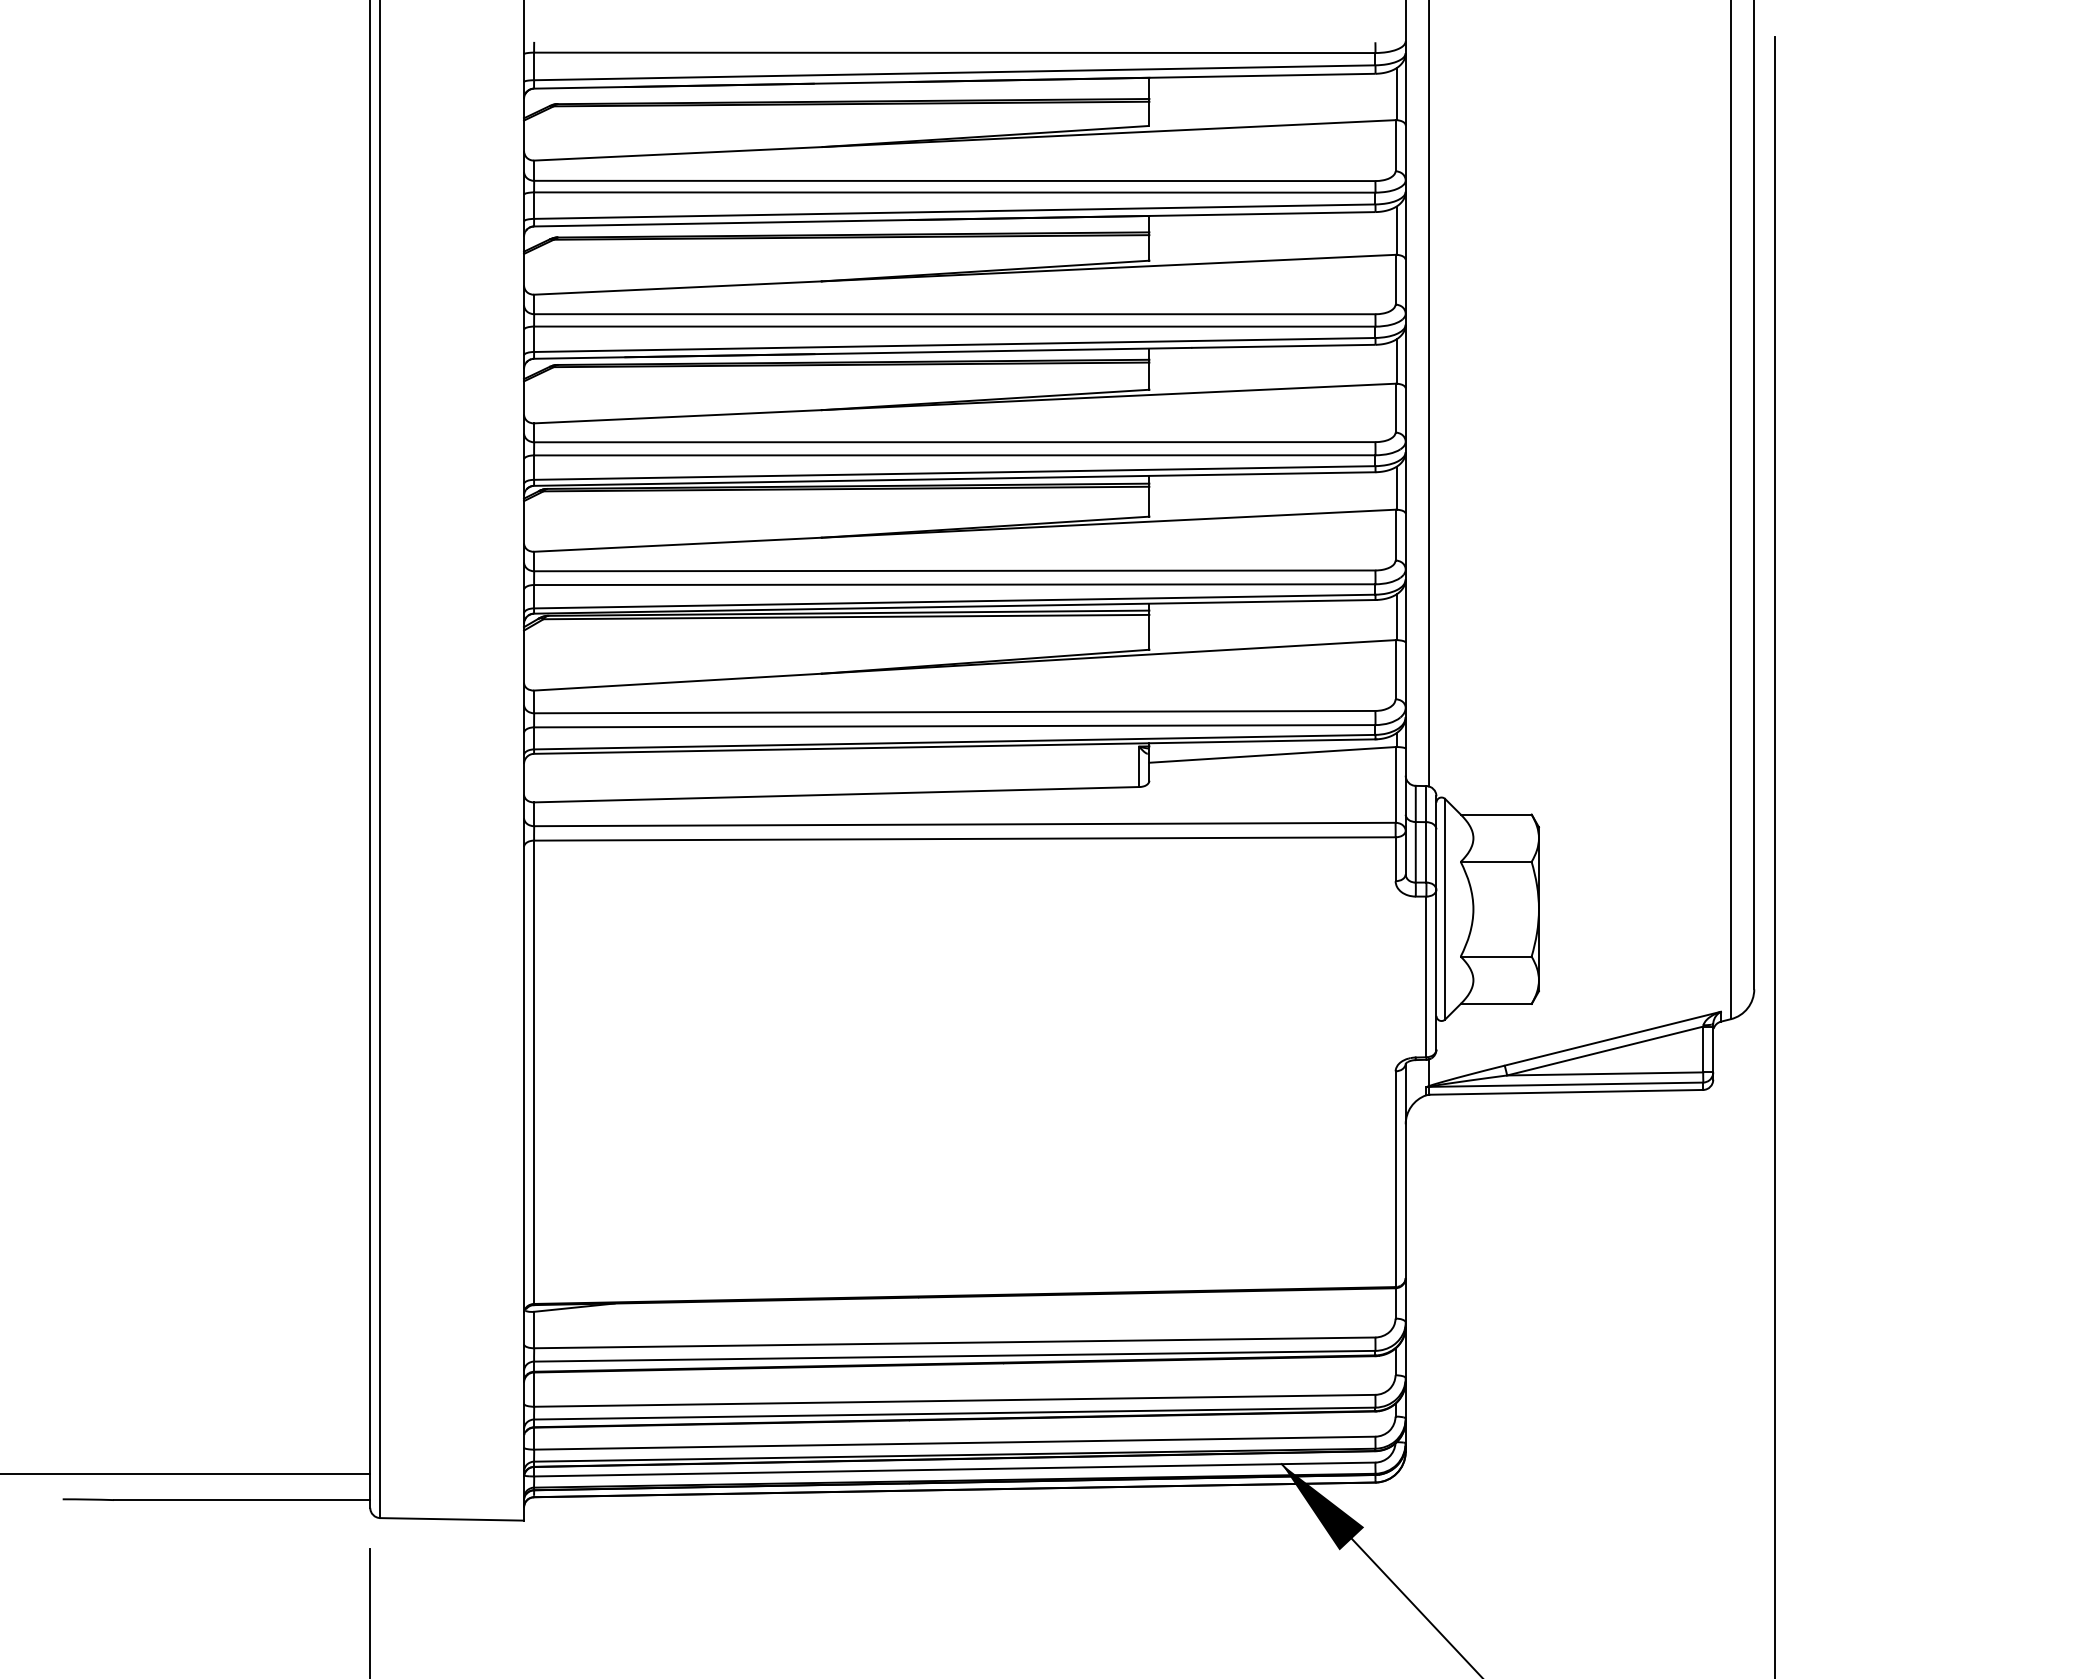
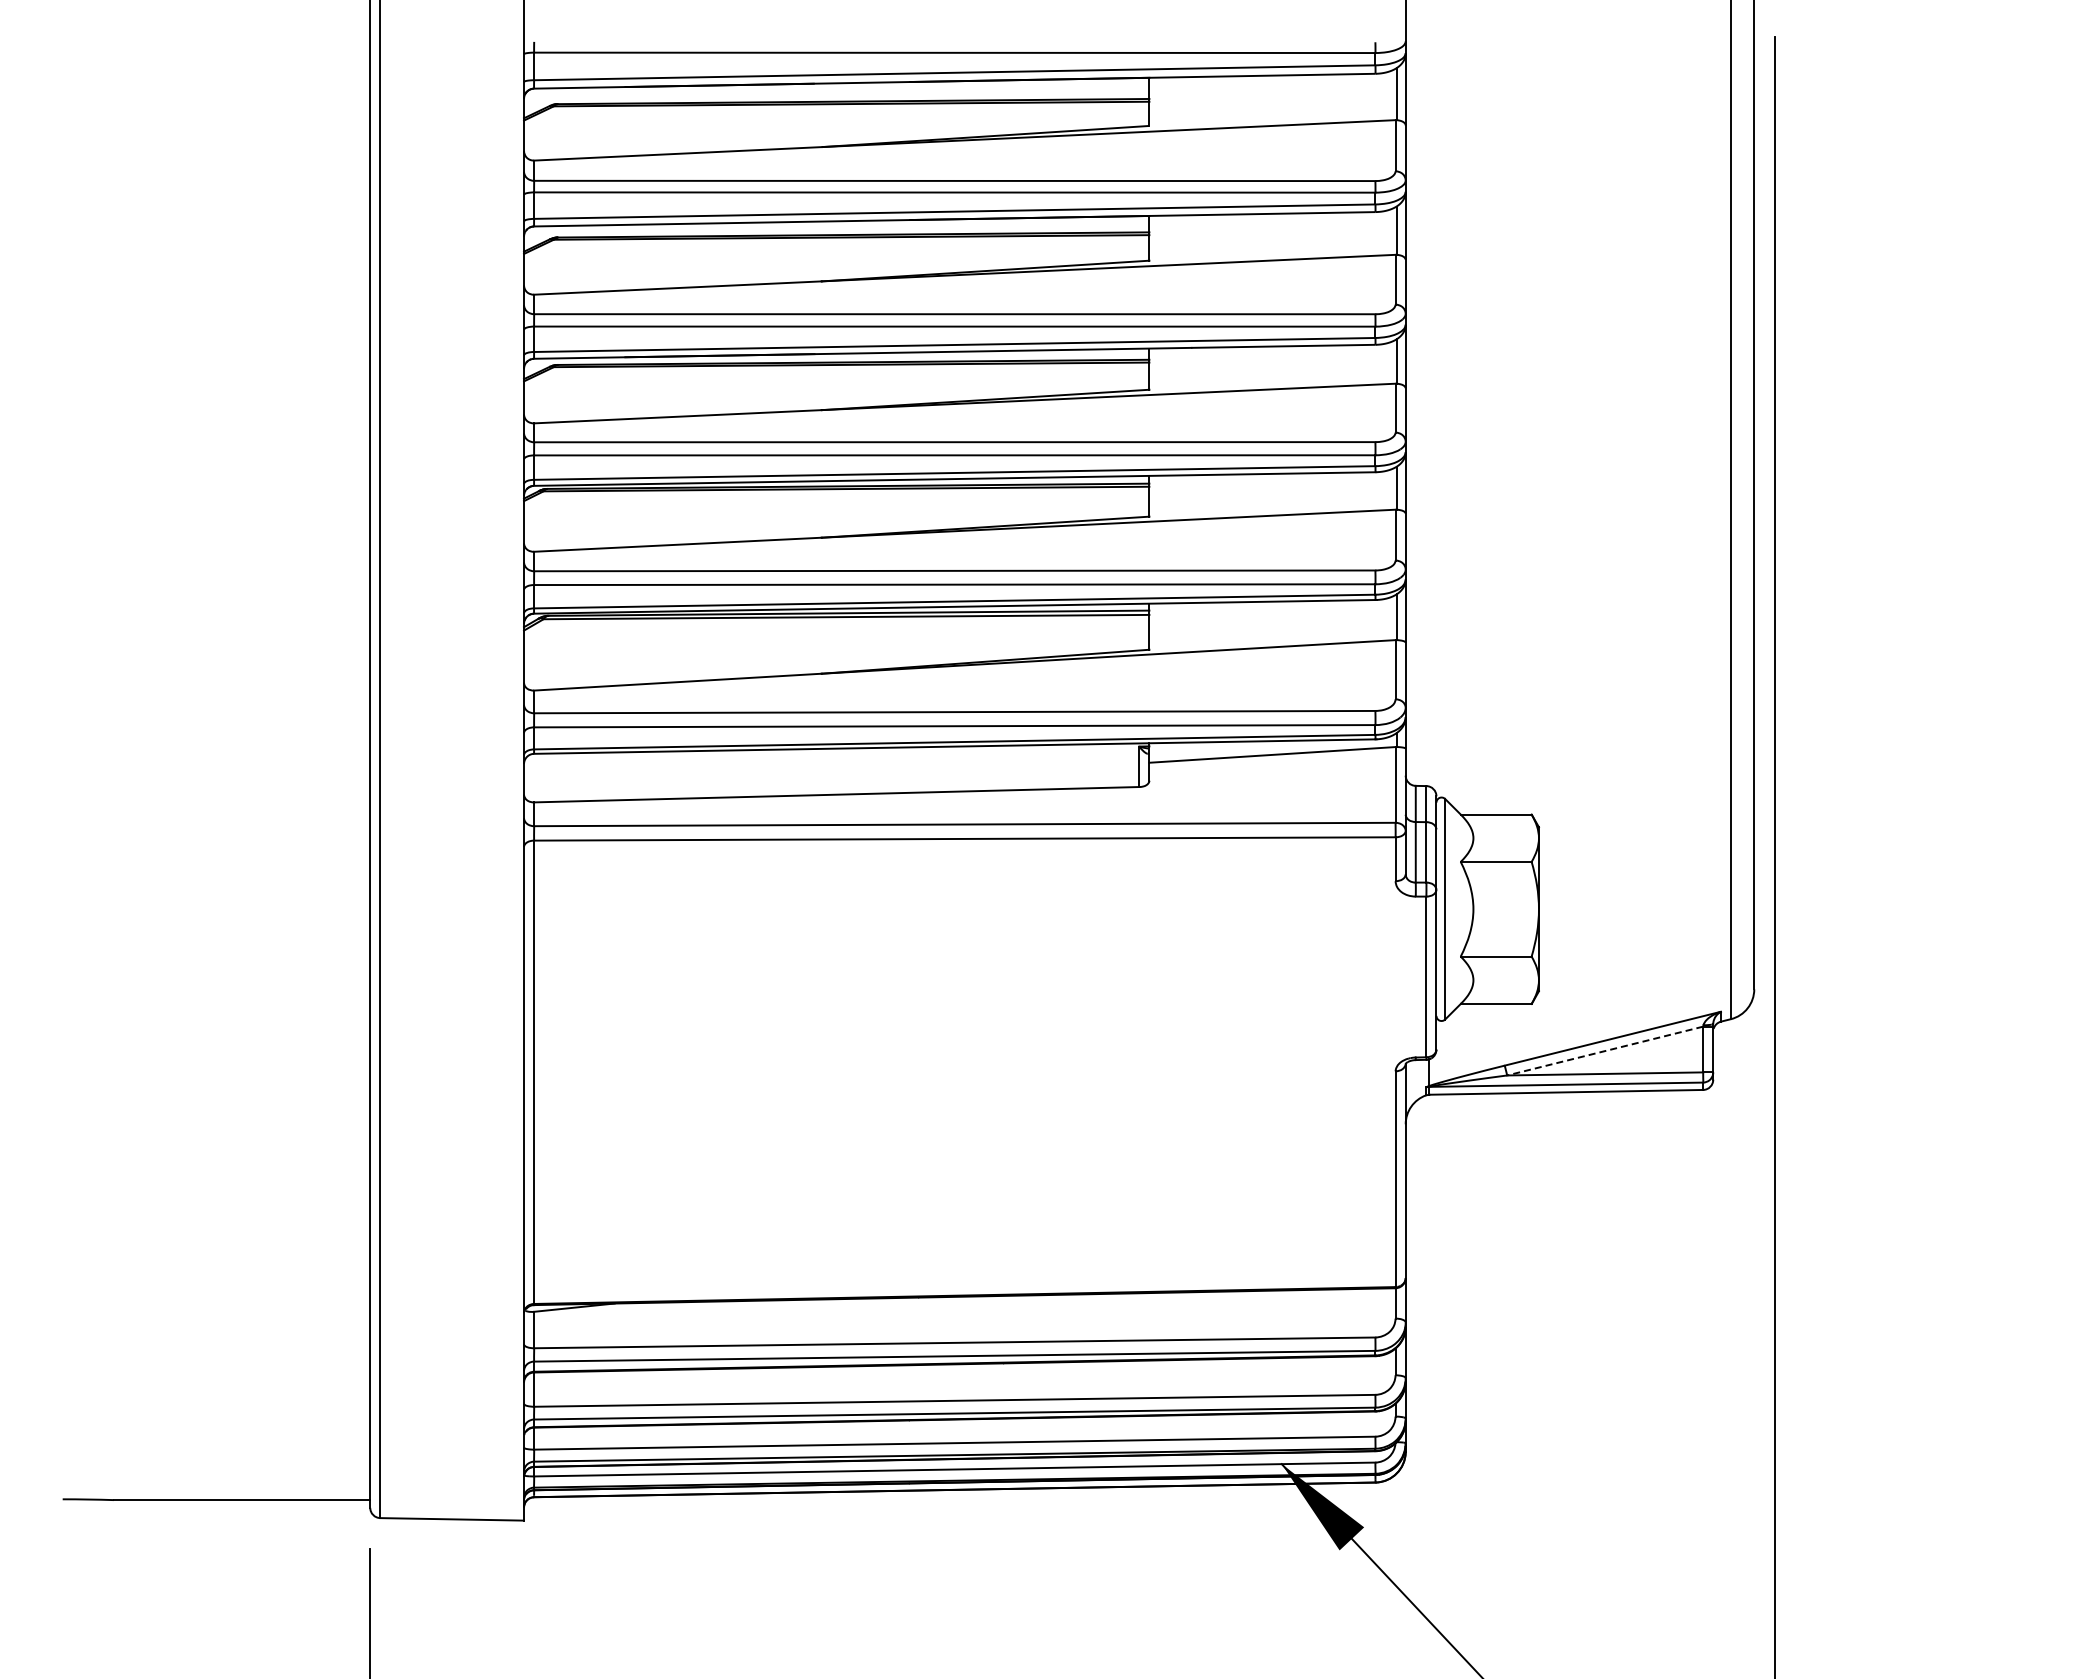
line: present -> none (1429, 394)
line: solid -> dashed (1605, 1051)
line: present -> none (186, 1473)
